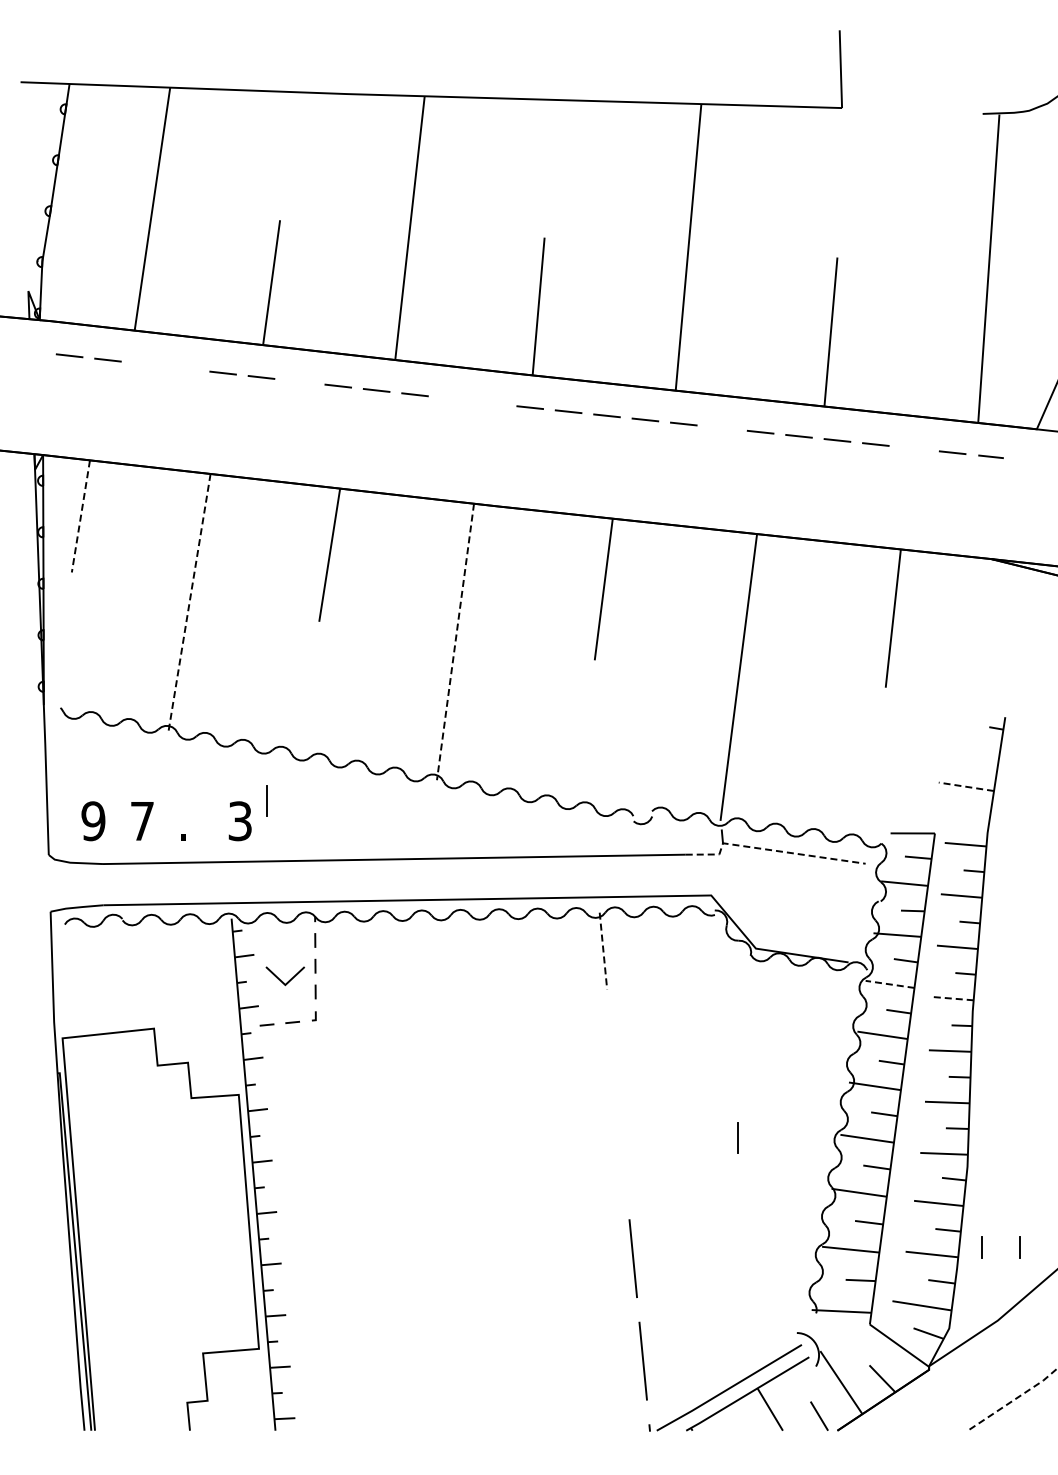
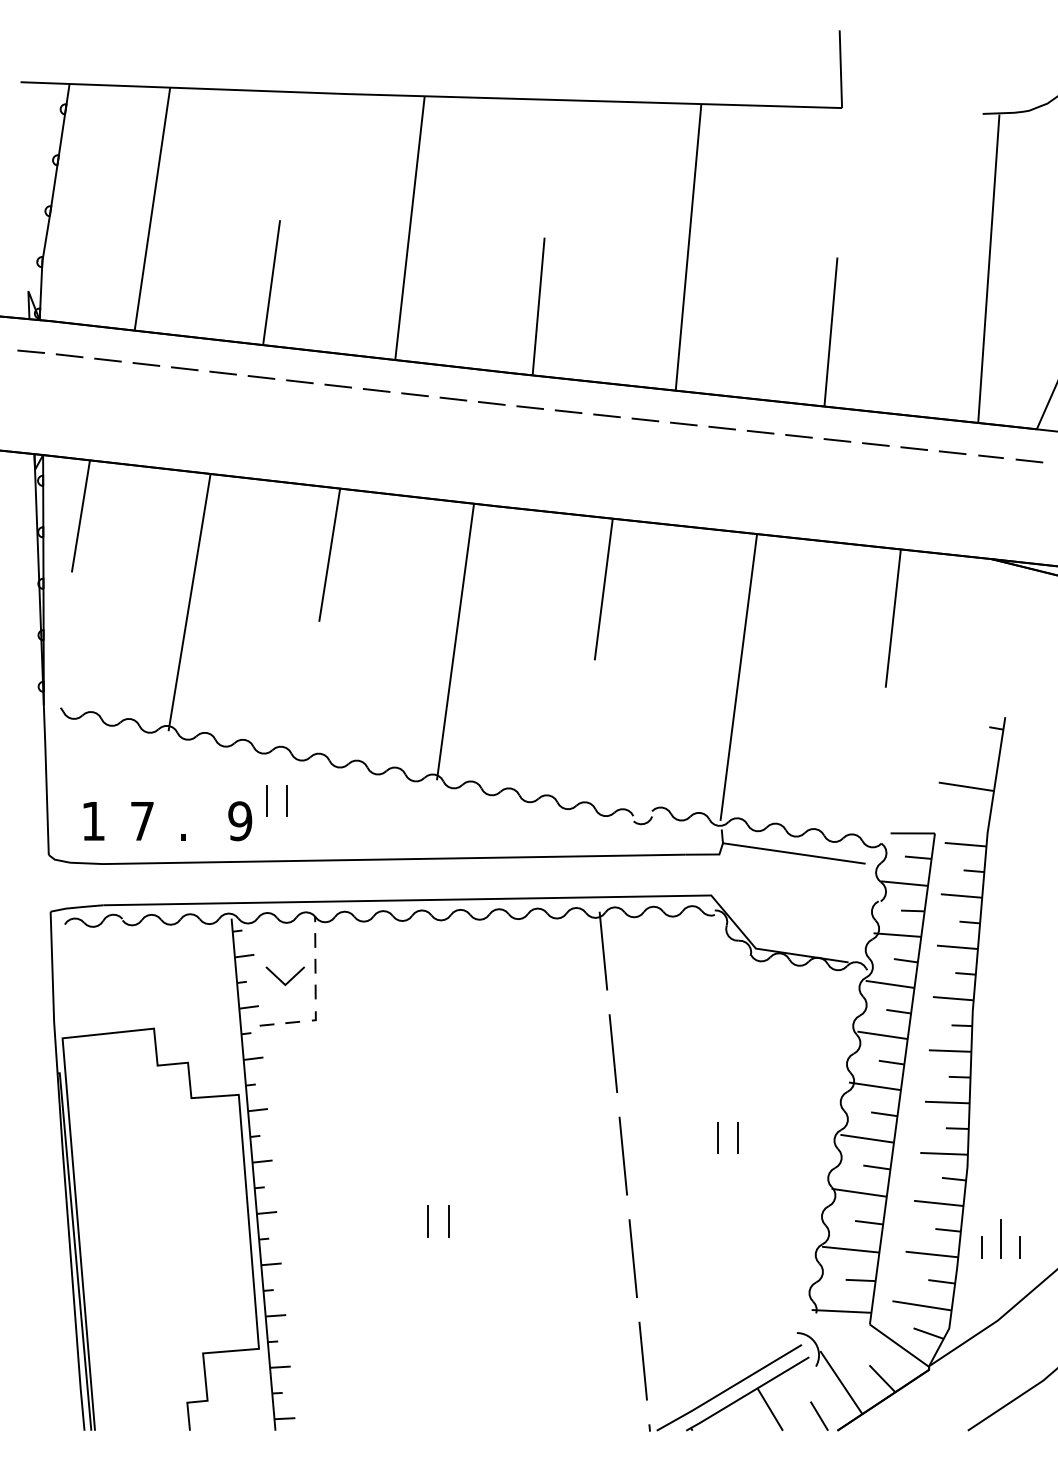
line: none -> present (31, 351)
line: none -> present (146, 364)
line: none -> present (184, 368)
line: none -> present (299, 381)
line: none -> present (453, 398)
line: none -> present (491, 403)
line: none -> present (722, 427)
line: none -> present (914, 448)
line: none -> present (1029, 460)
line: dashed -> solid (80, 516)
line: dashed -> solid (189, 603)
line: dashed -> solid (455, 641)
line: dashed -> solid (966, 786)
line: none -> present (287, 800)
text: 9 -> 1 (93, 821)
text: 3 -> 9 (240, 821)
line: dashed -> solid (771, 850)
line: dashed -> solid (603, 951)
line: dashed -> solid (890, 984)
line: dashed -> solid (952, 998)
line: none -> present (613, 1053)
line: none -> present (717, 1137)
line: none -> present (622, 1155)
line: none -> present (428, 1221)
line: none -> present (448, 1221)
line: none -> present (1000, 1238)
line: dashed -> solid (1013, 1400)
